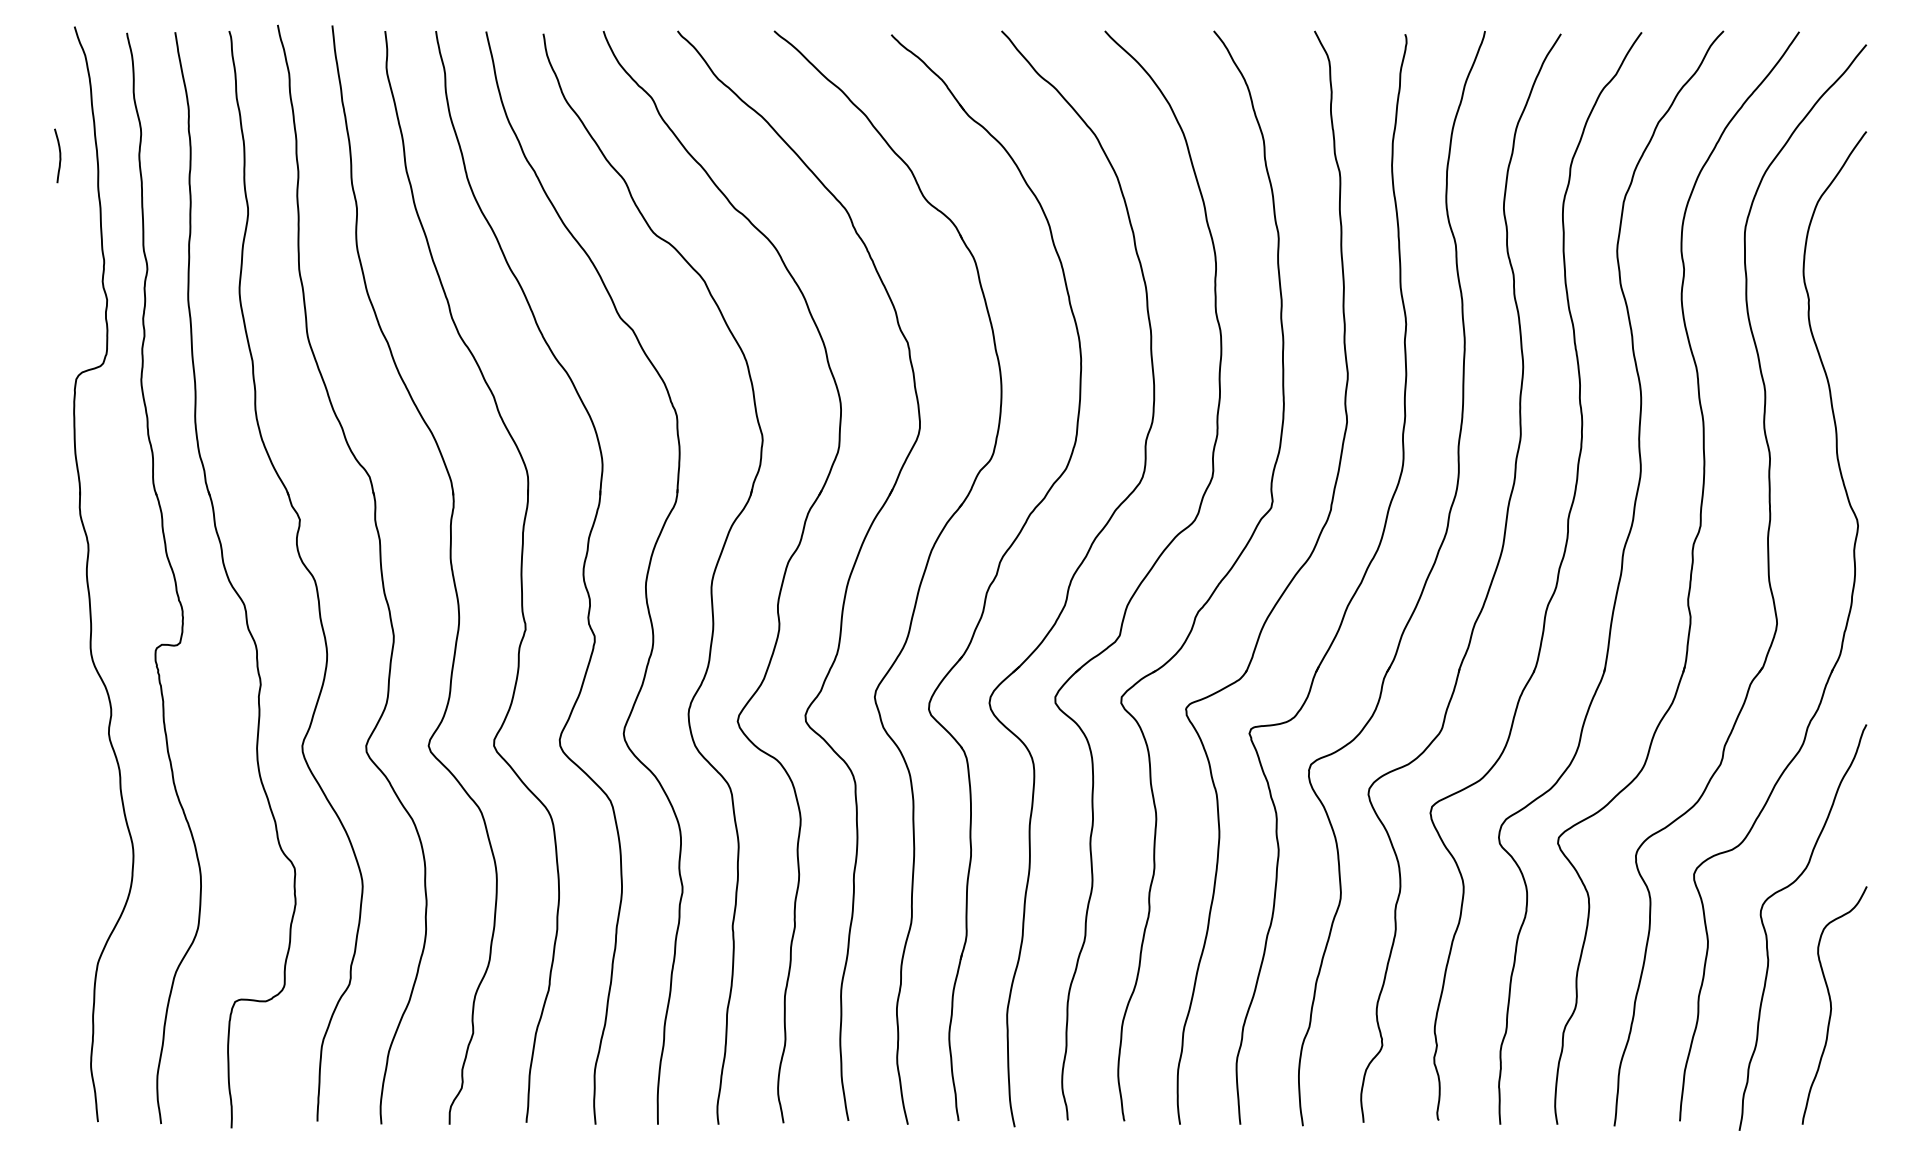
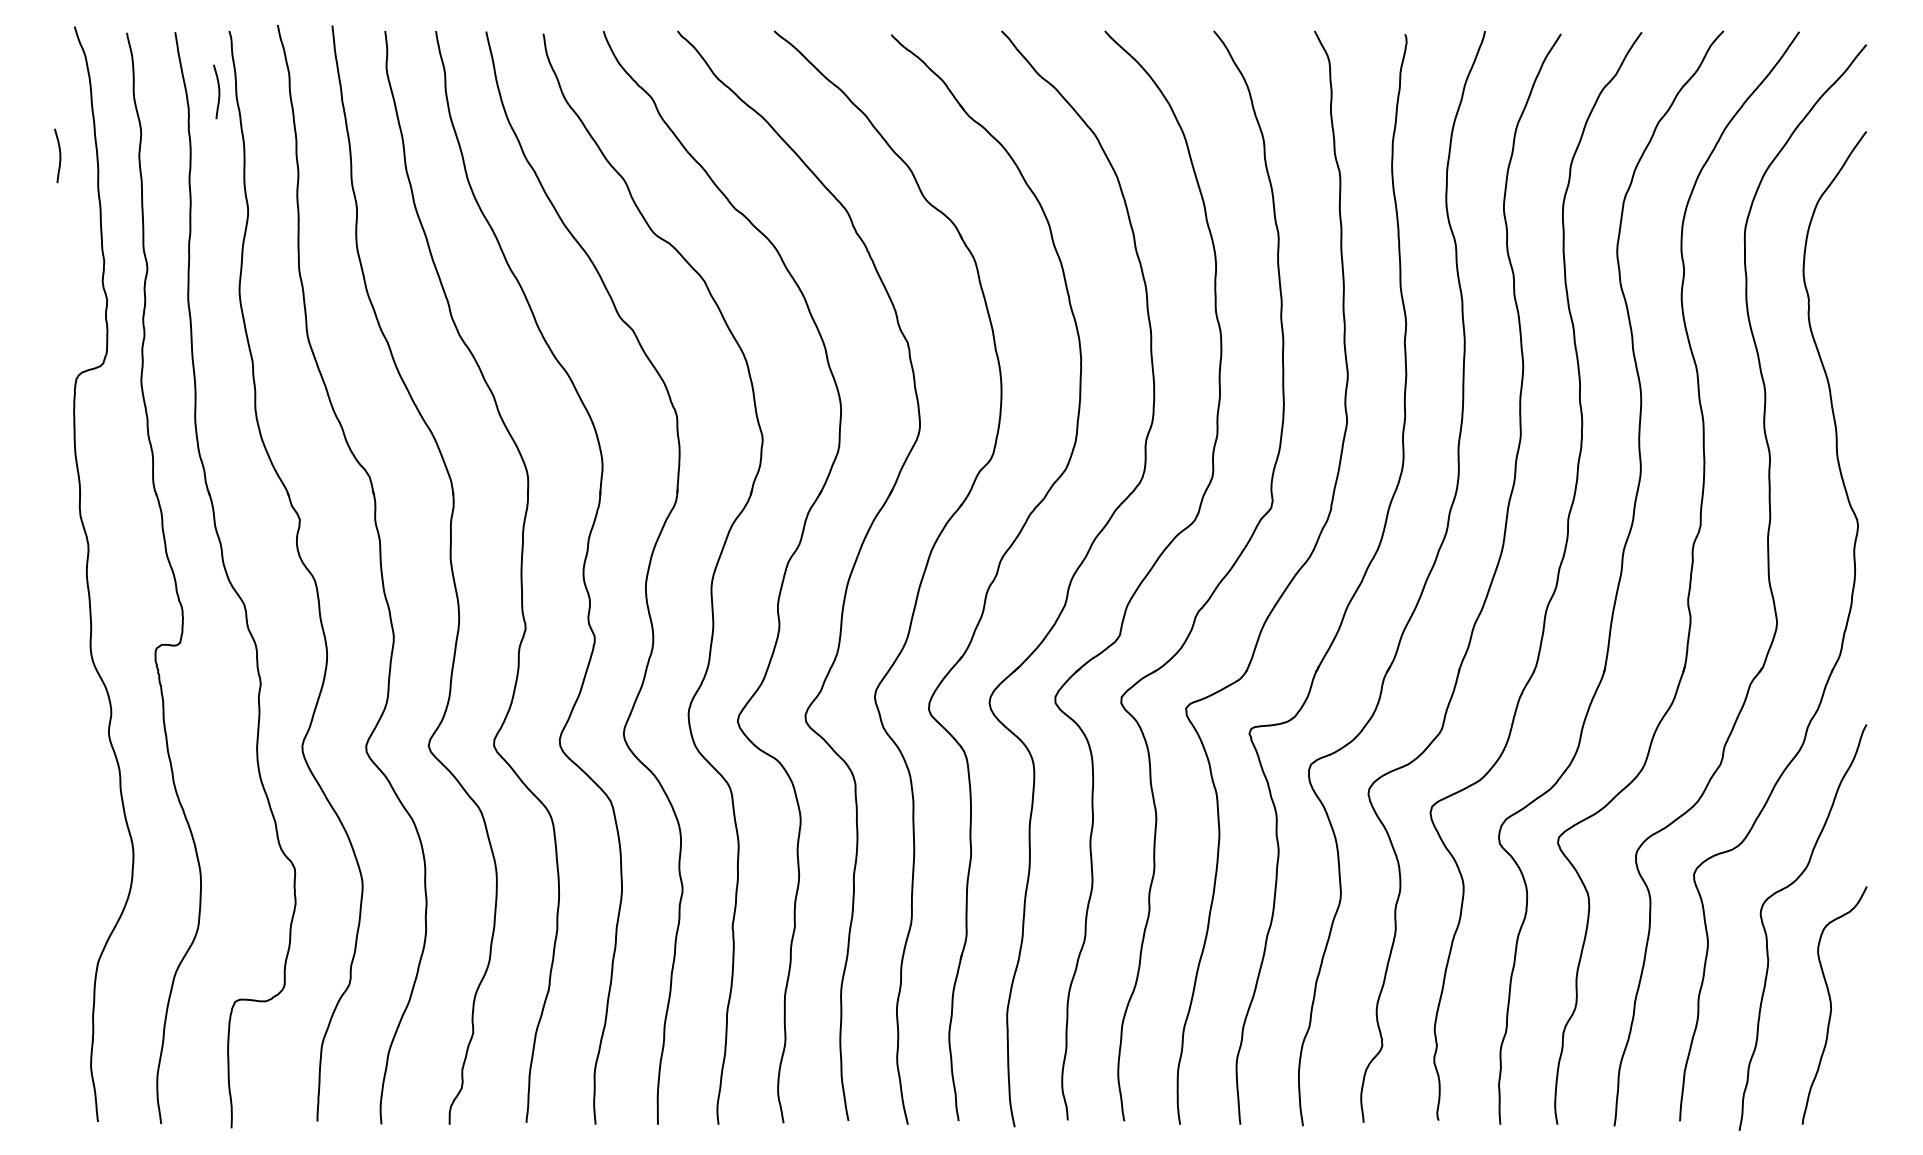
curve: none -> present (218, 91)
